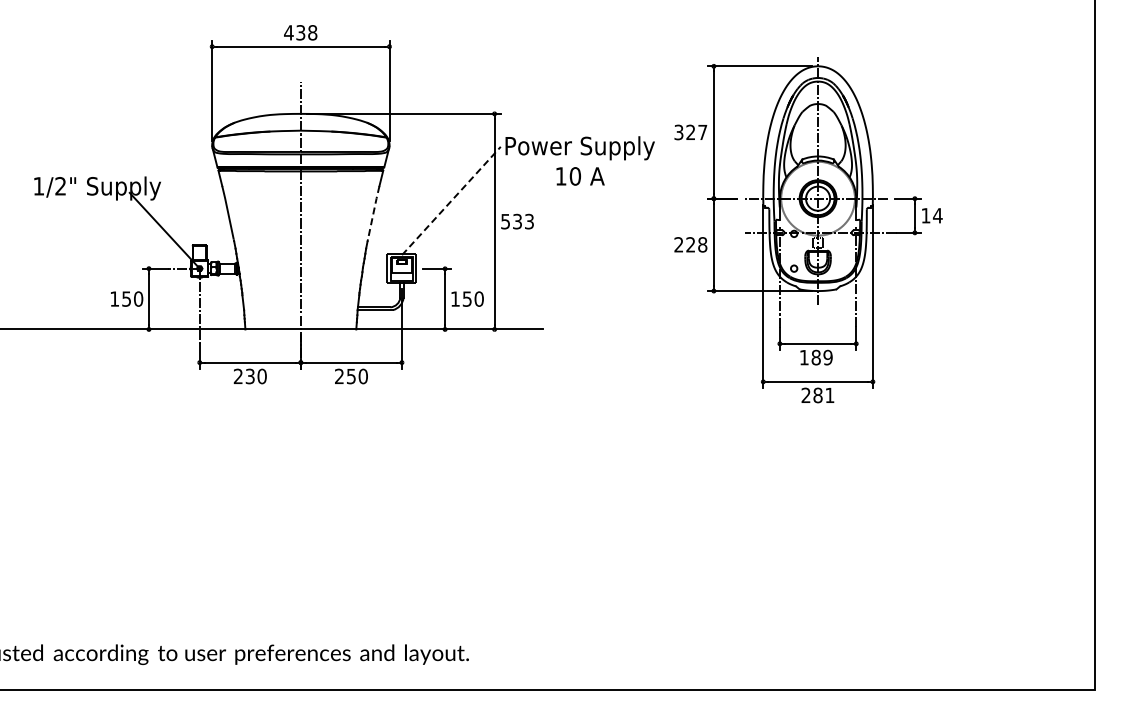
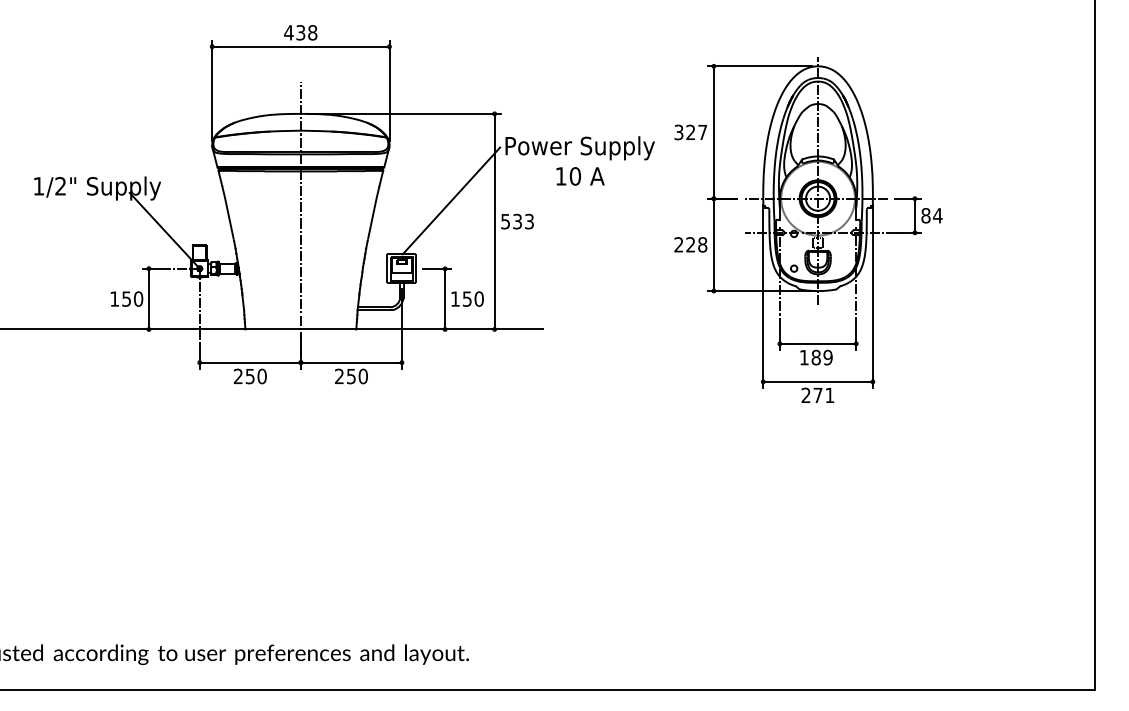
line: dashed -> solid (451, 200)
line: dashed -> solid (373, 211)
text: 14 -> 84 (925, 215)
text: 230 -> 250 (250, 375)
text: 281 -> 271 (817, 395)
